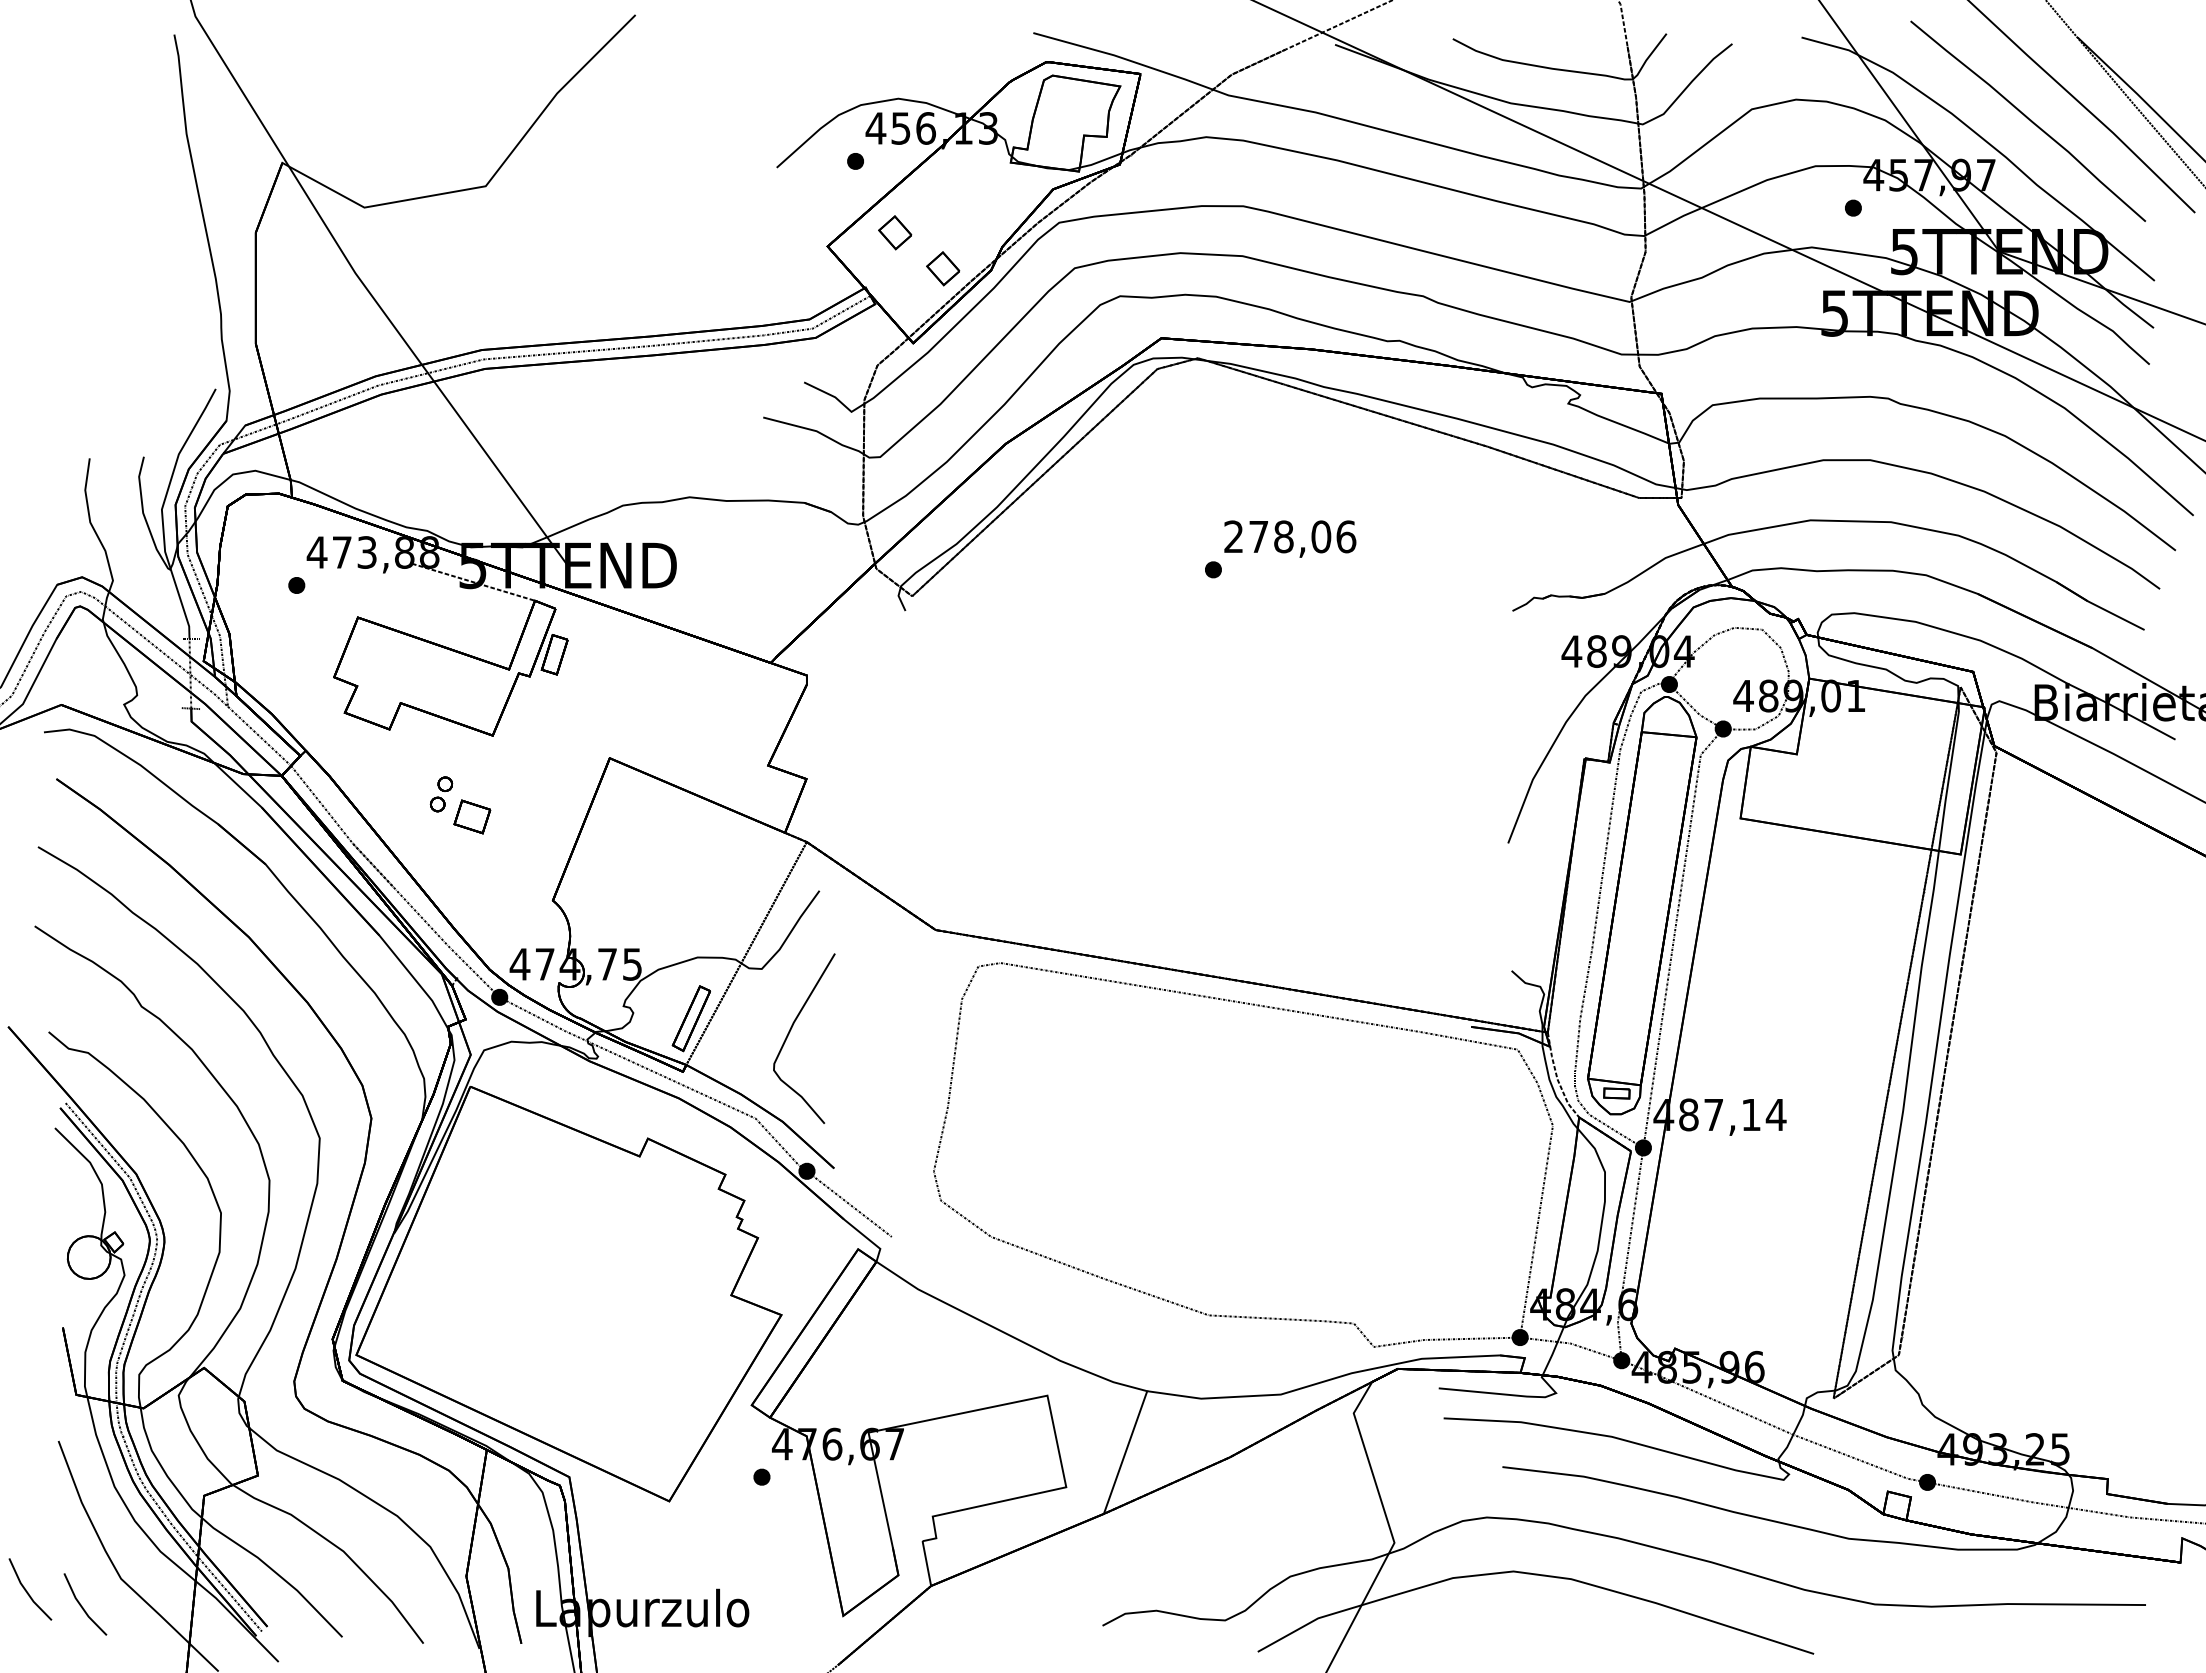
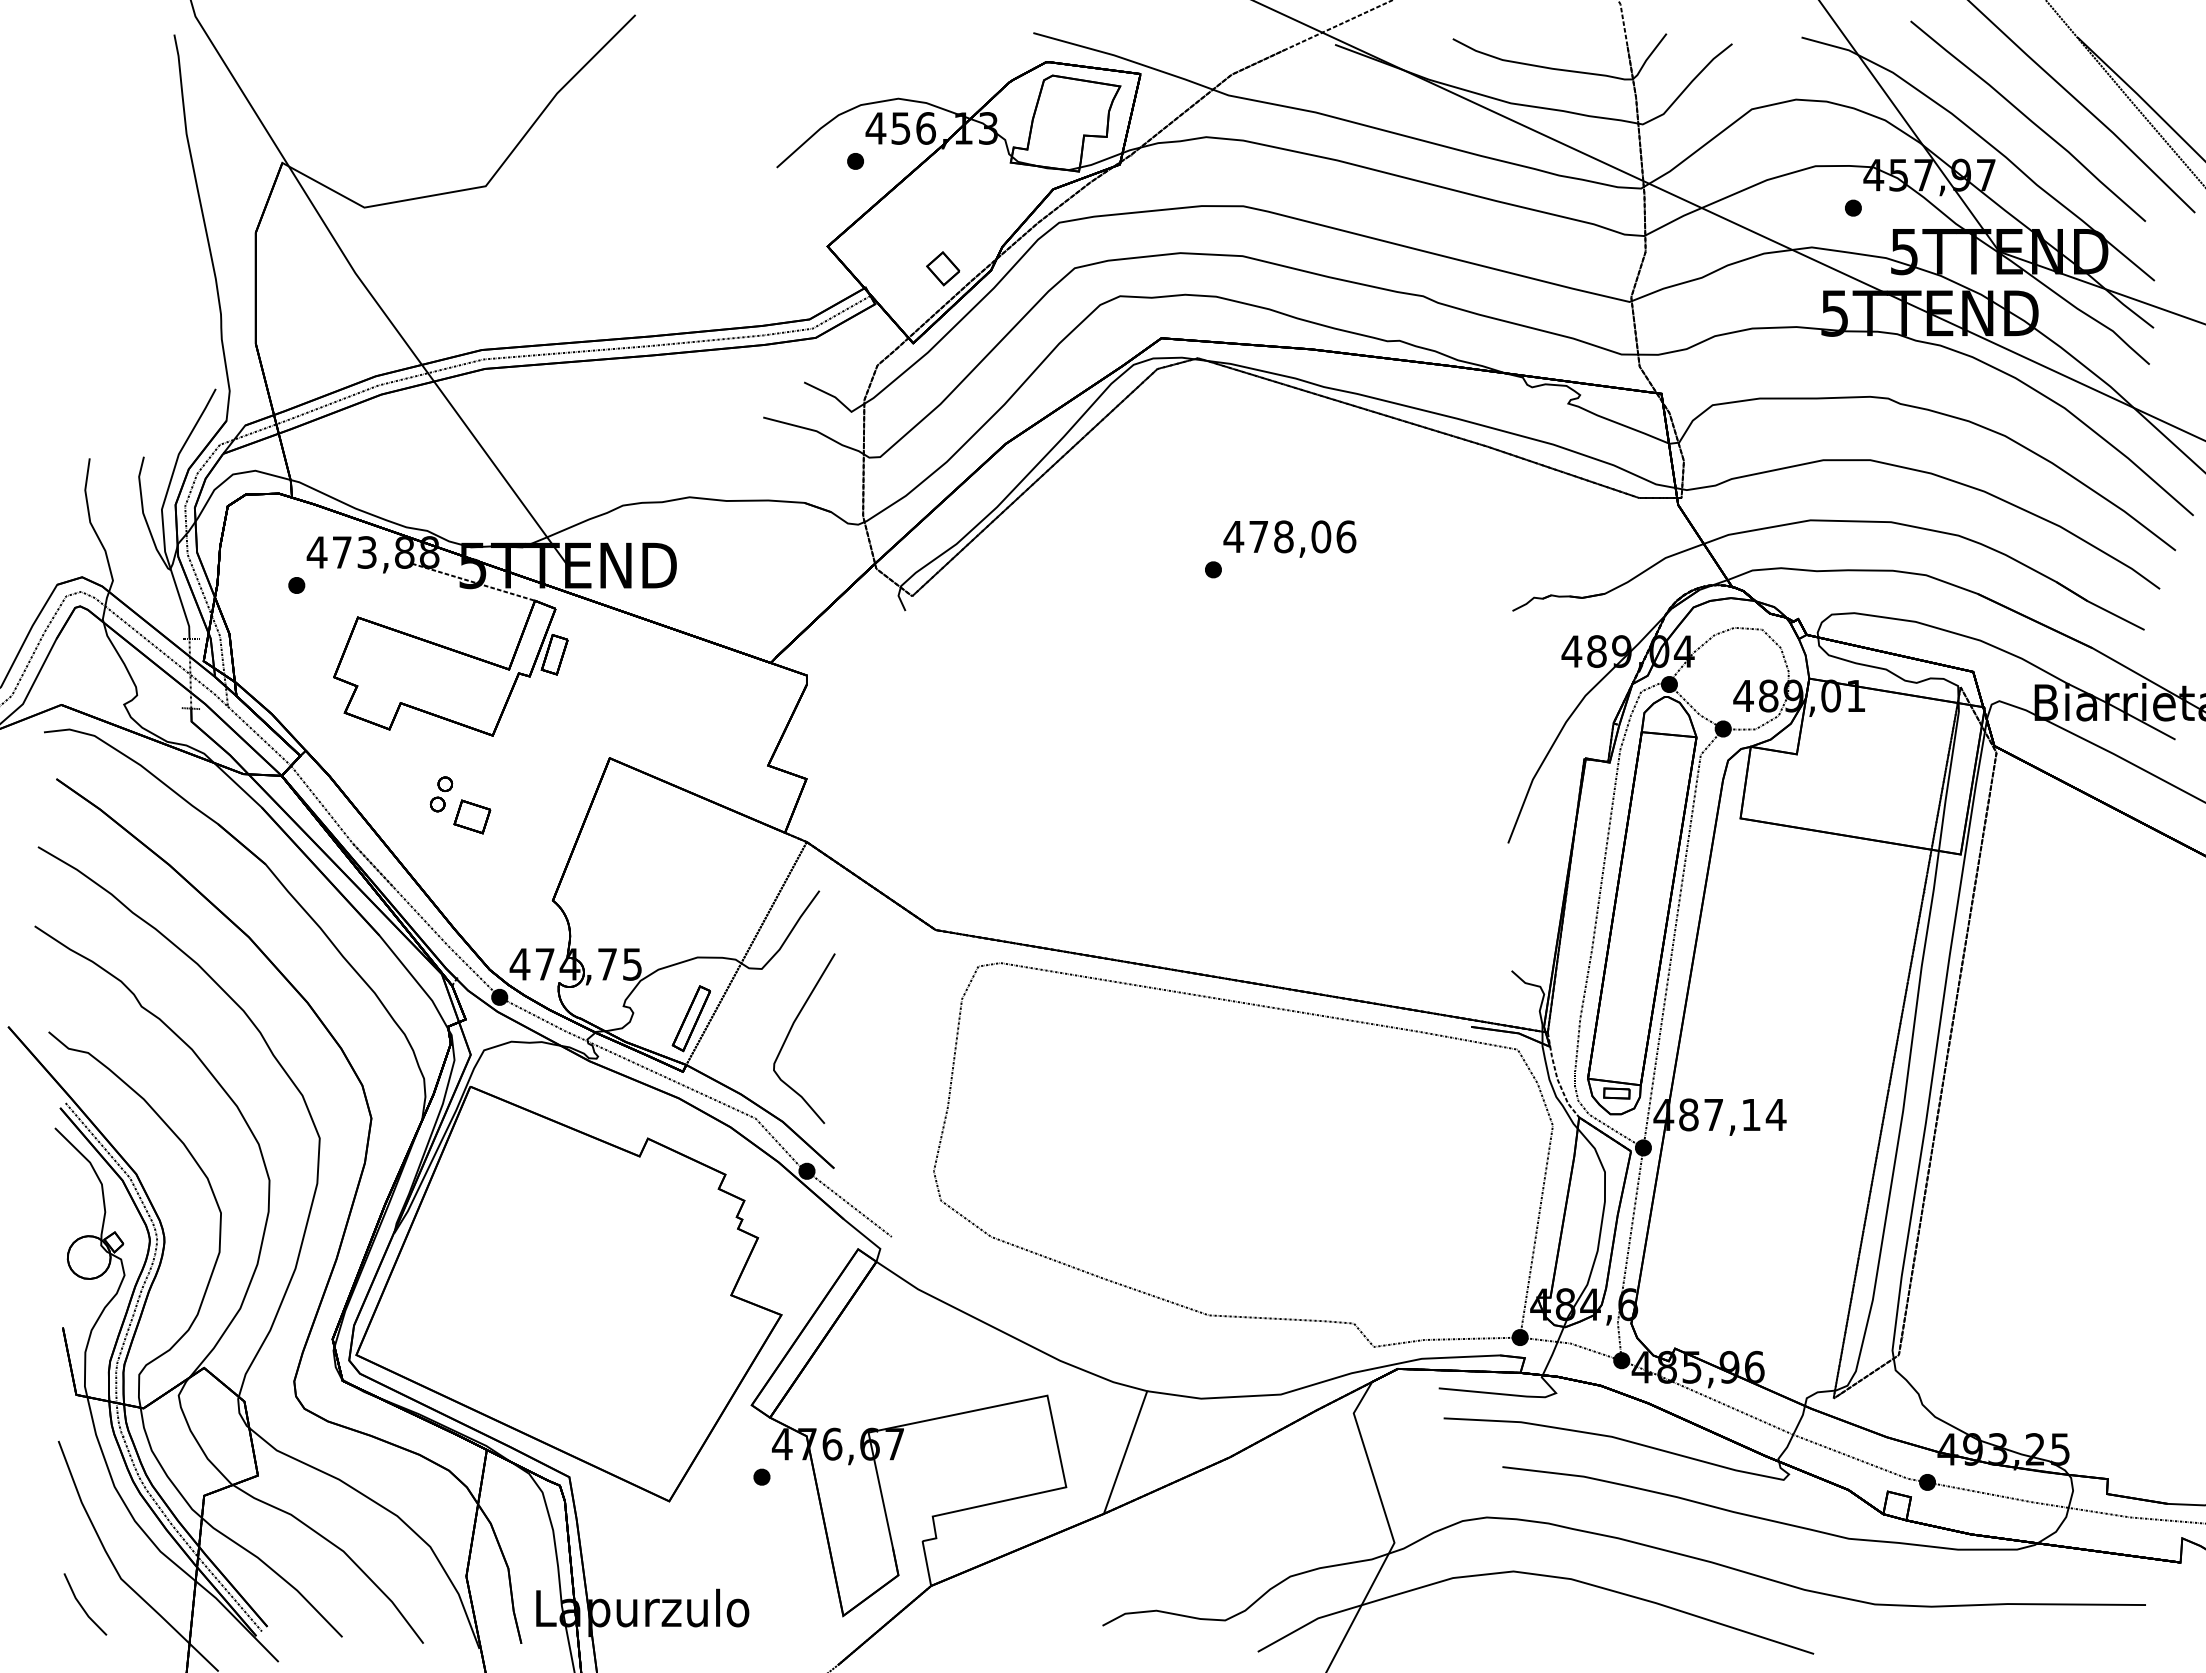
part: present -> none (895, 232)
text: 278,06 -> 478,06 (1233, 536)
part: present -> none (30, 1589)
